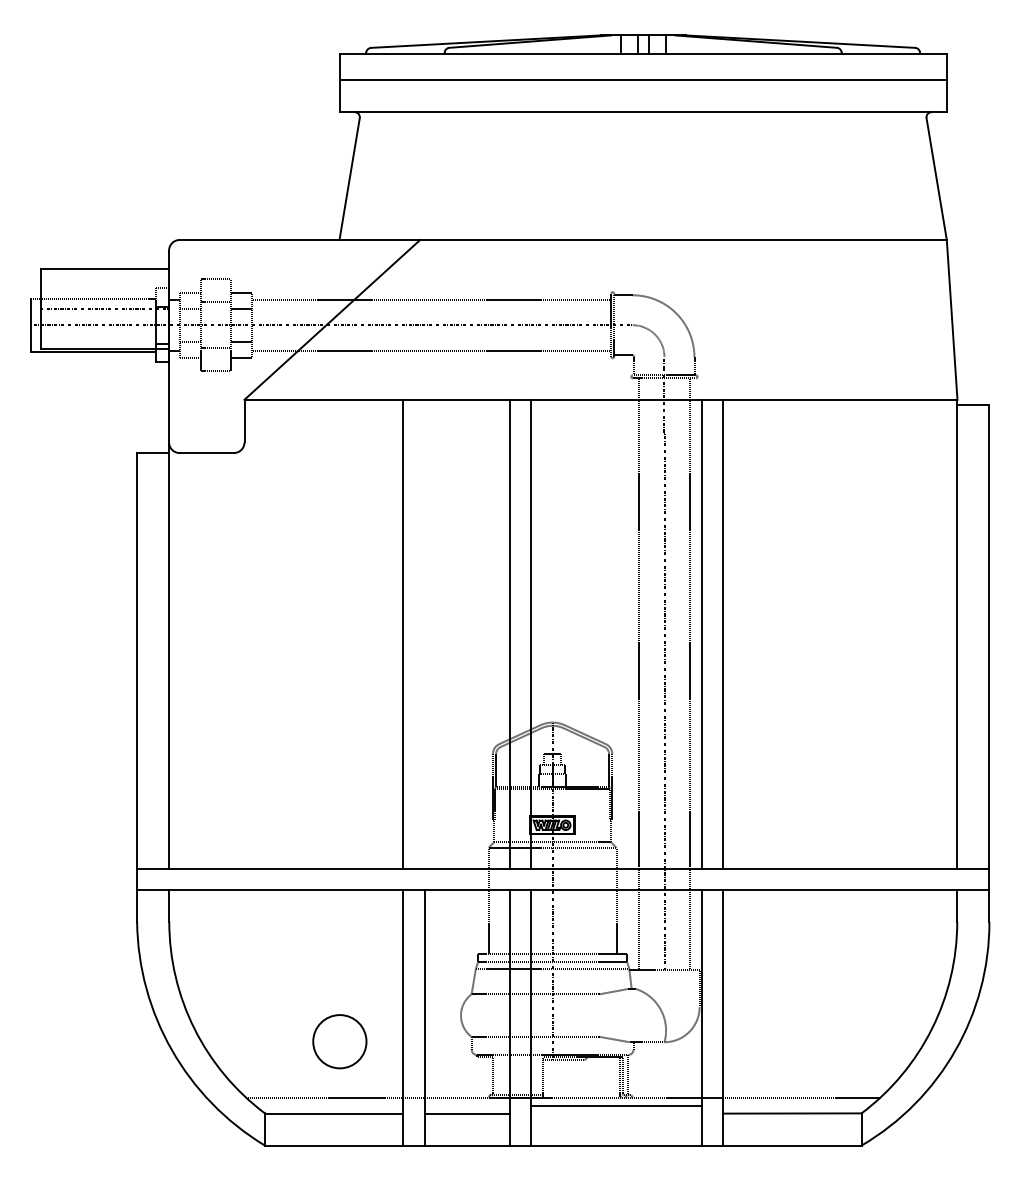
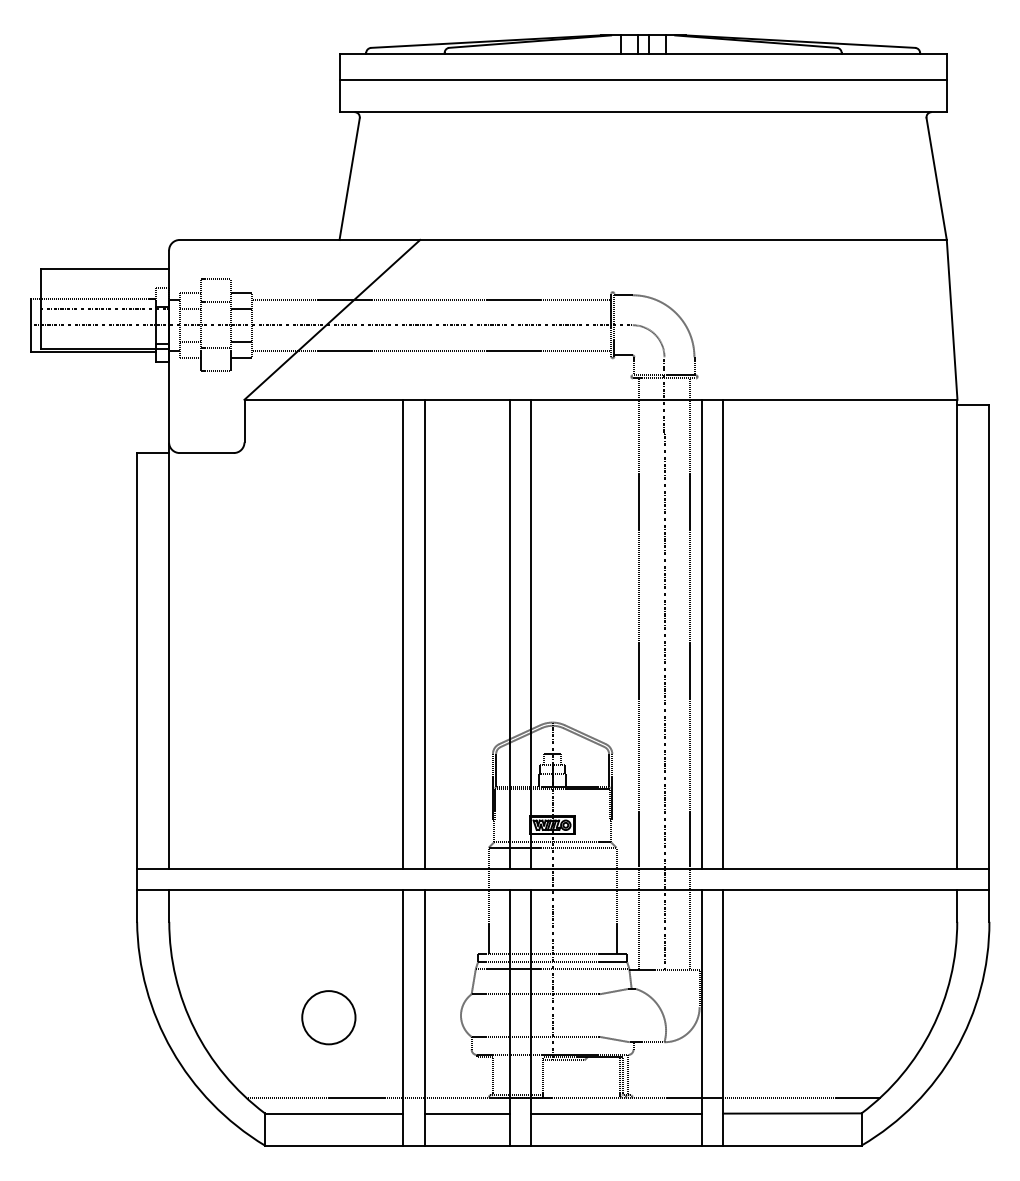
line: none -> present (424, 633)
circle position: (339, 1041) -> (328, 1017) (328, 1017)
line position: (616, 1105) -> (616, 1113) (616, 1113)
